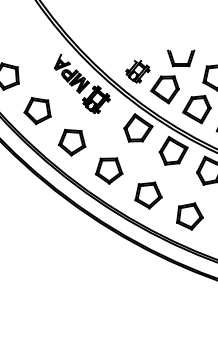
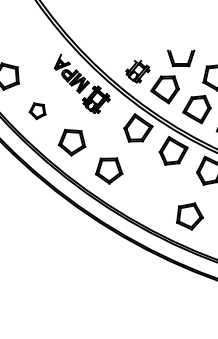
part size: 29x29 px -> 19x19 px (37, 111)
part: present -> none (148, 195)
